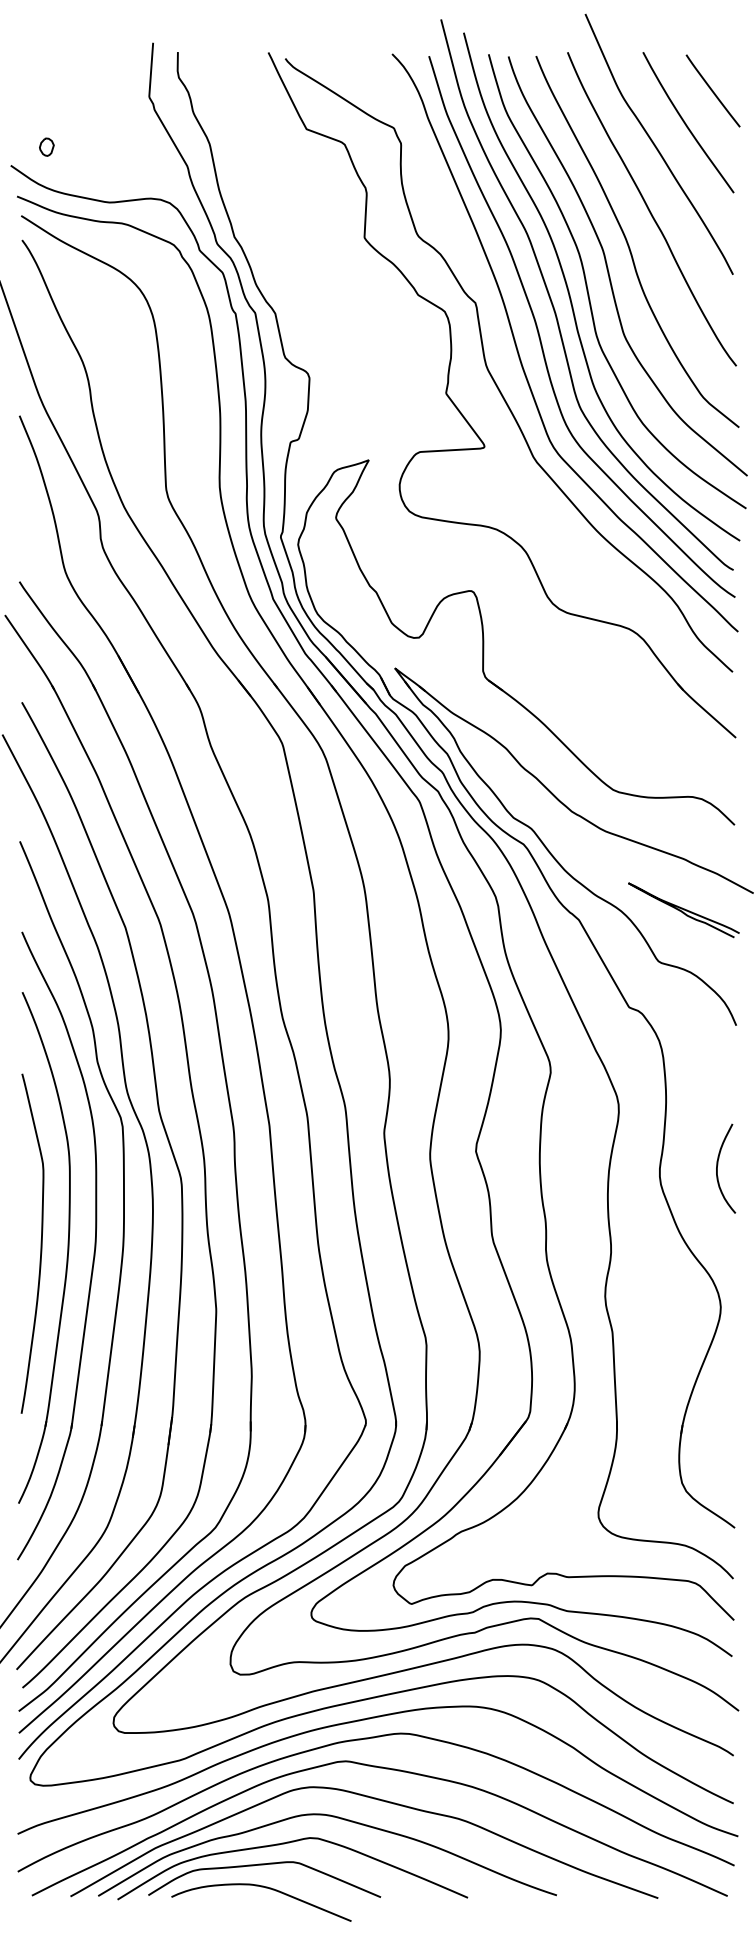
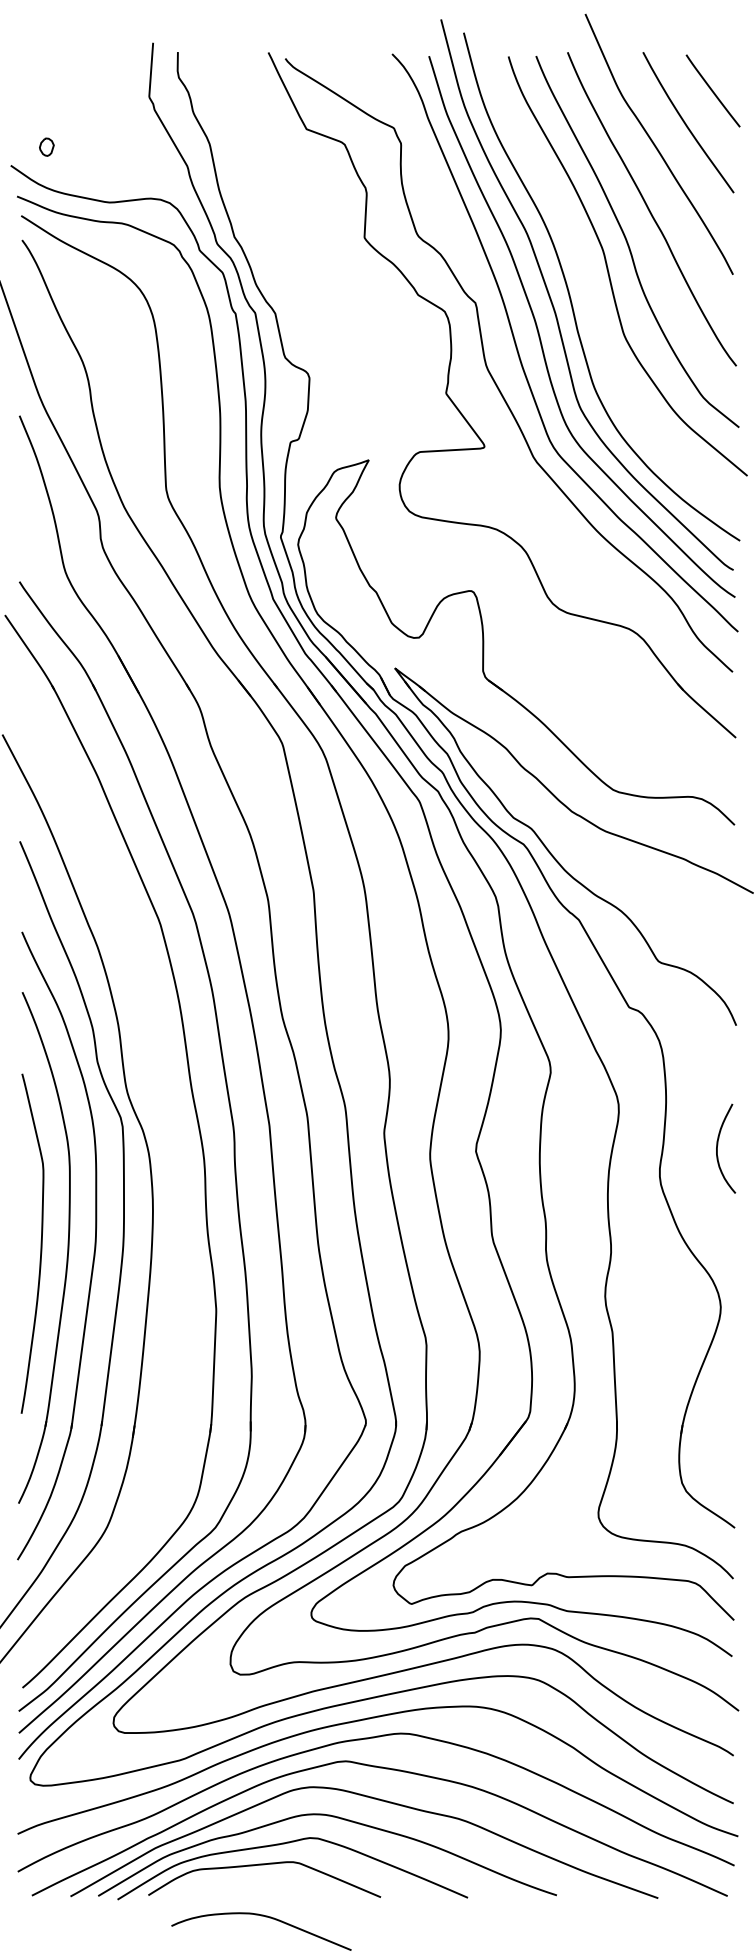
curve: present -> none (587, 283)
curve: present -> none (683, 910)
part: present -> none (174, 1161)
curve position: (718, 1165) -> (718, 1145) (718, 1145)
curve position: (265, 1888) -> (265, 1917) (265, 1917)
